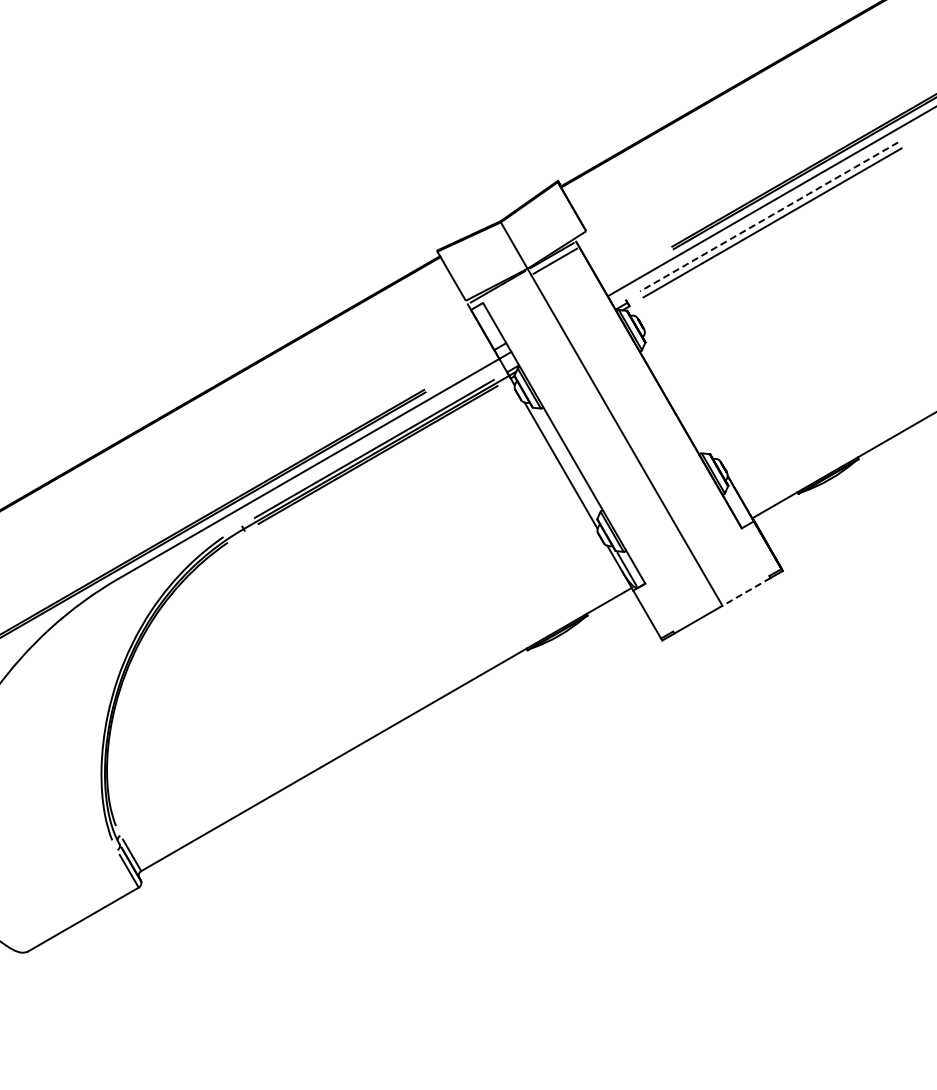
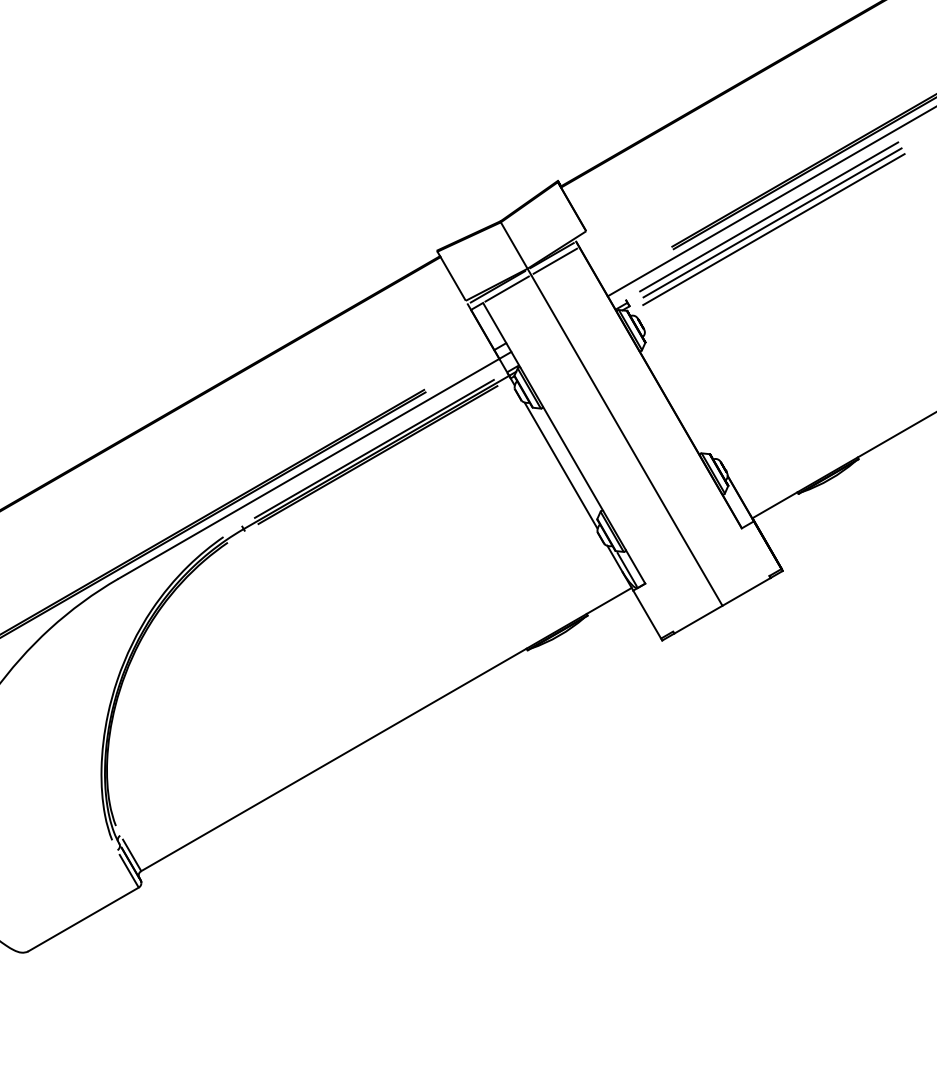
line: dashed -> solid (769, 216)
line: none -> present (773, 229)
line: none -> present (506, 288)
line: dashed -> solid (746, 591)
